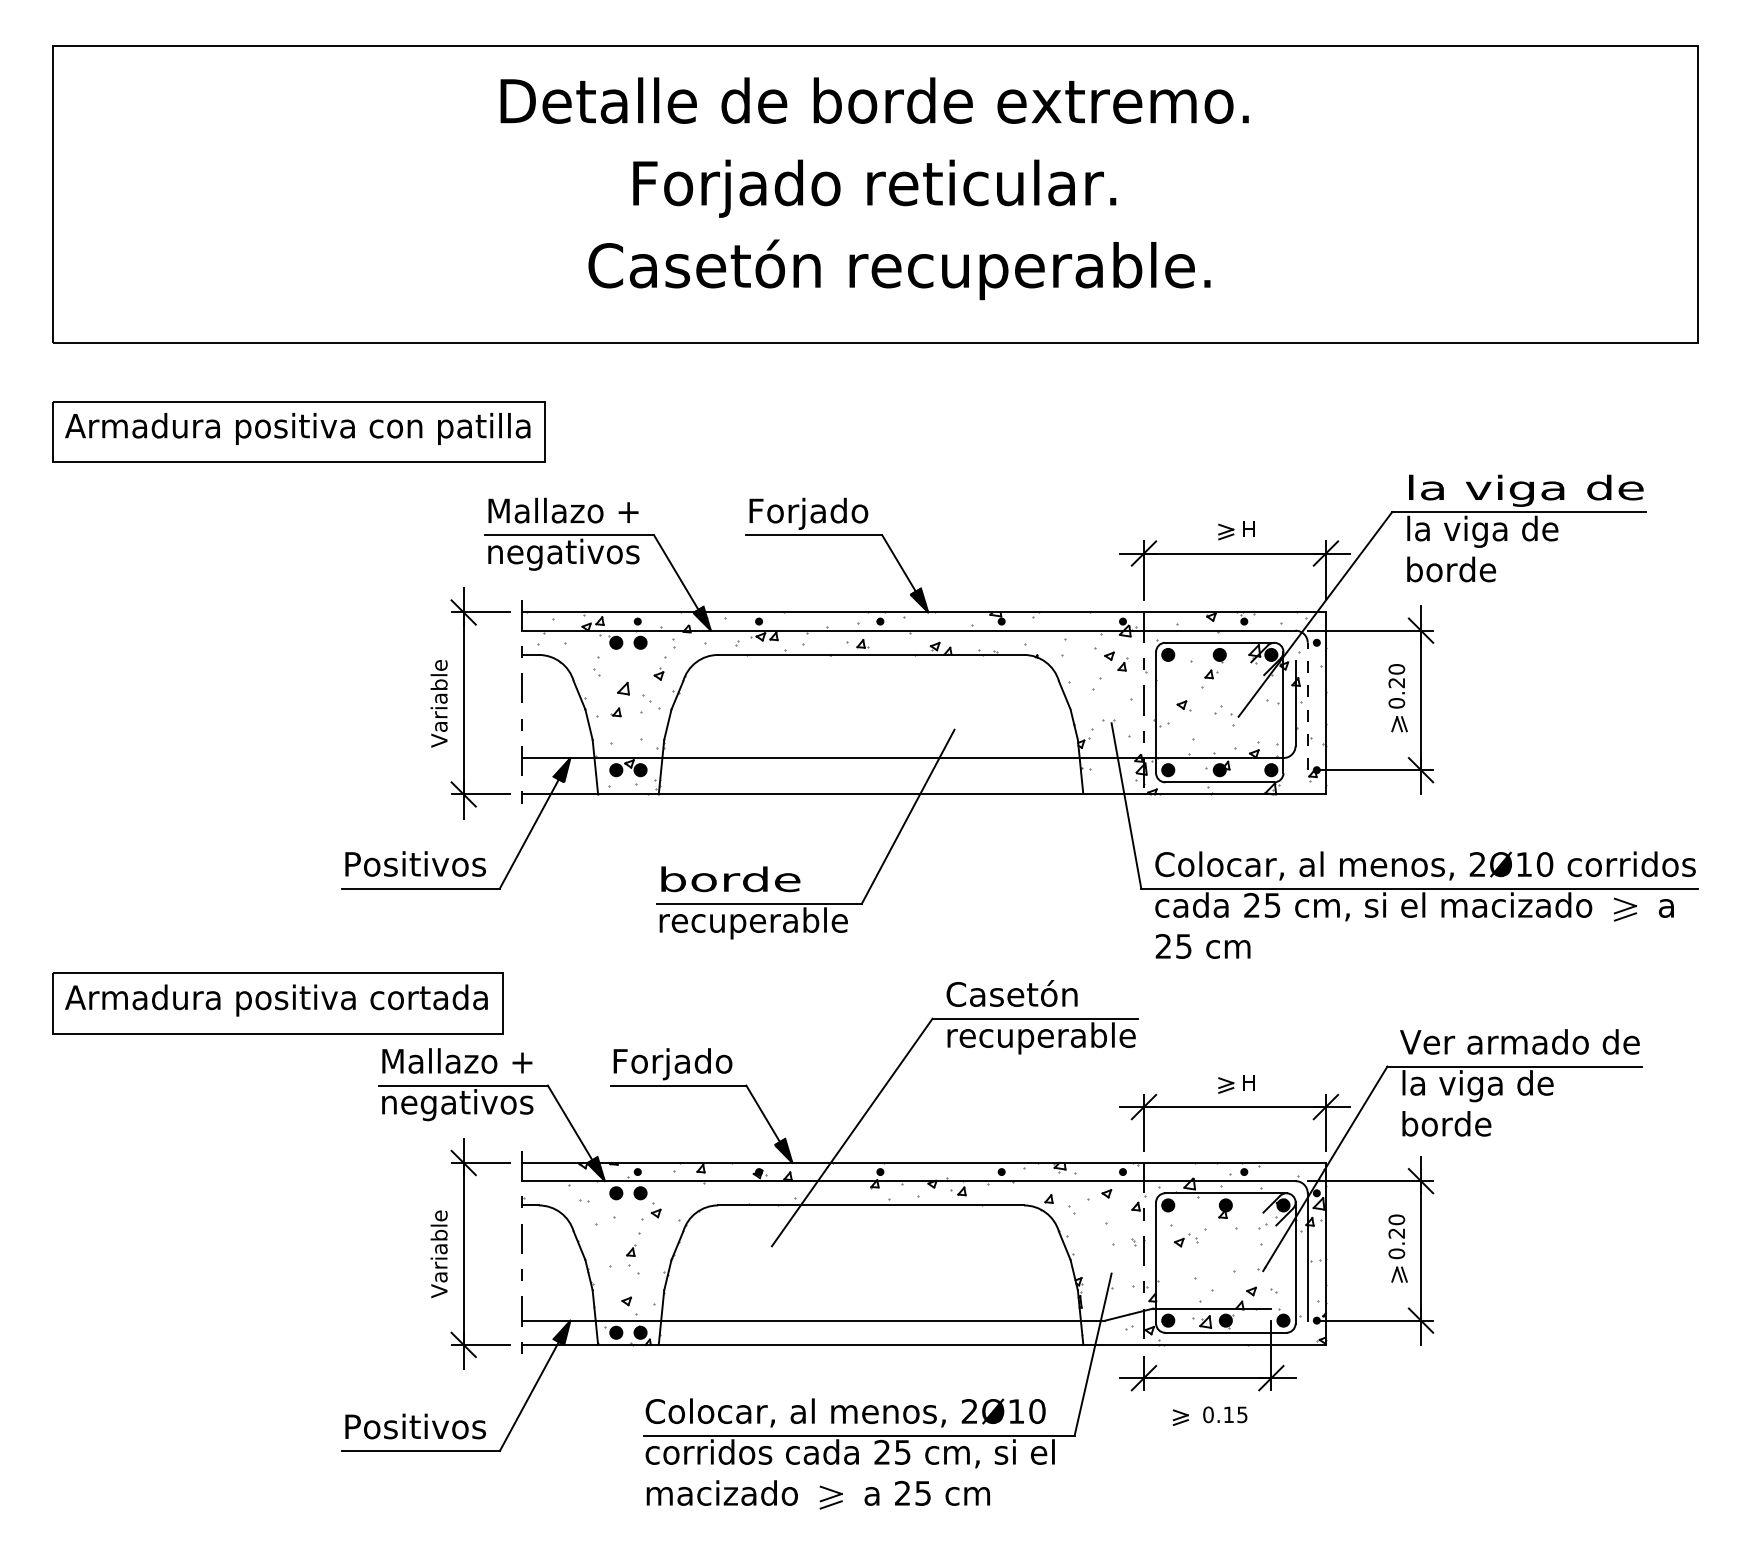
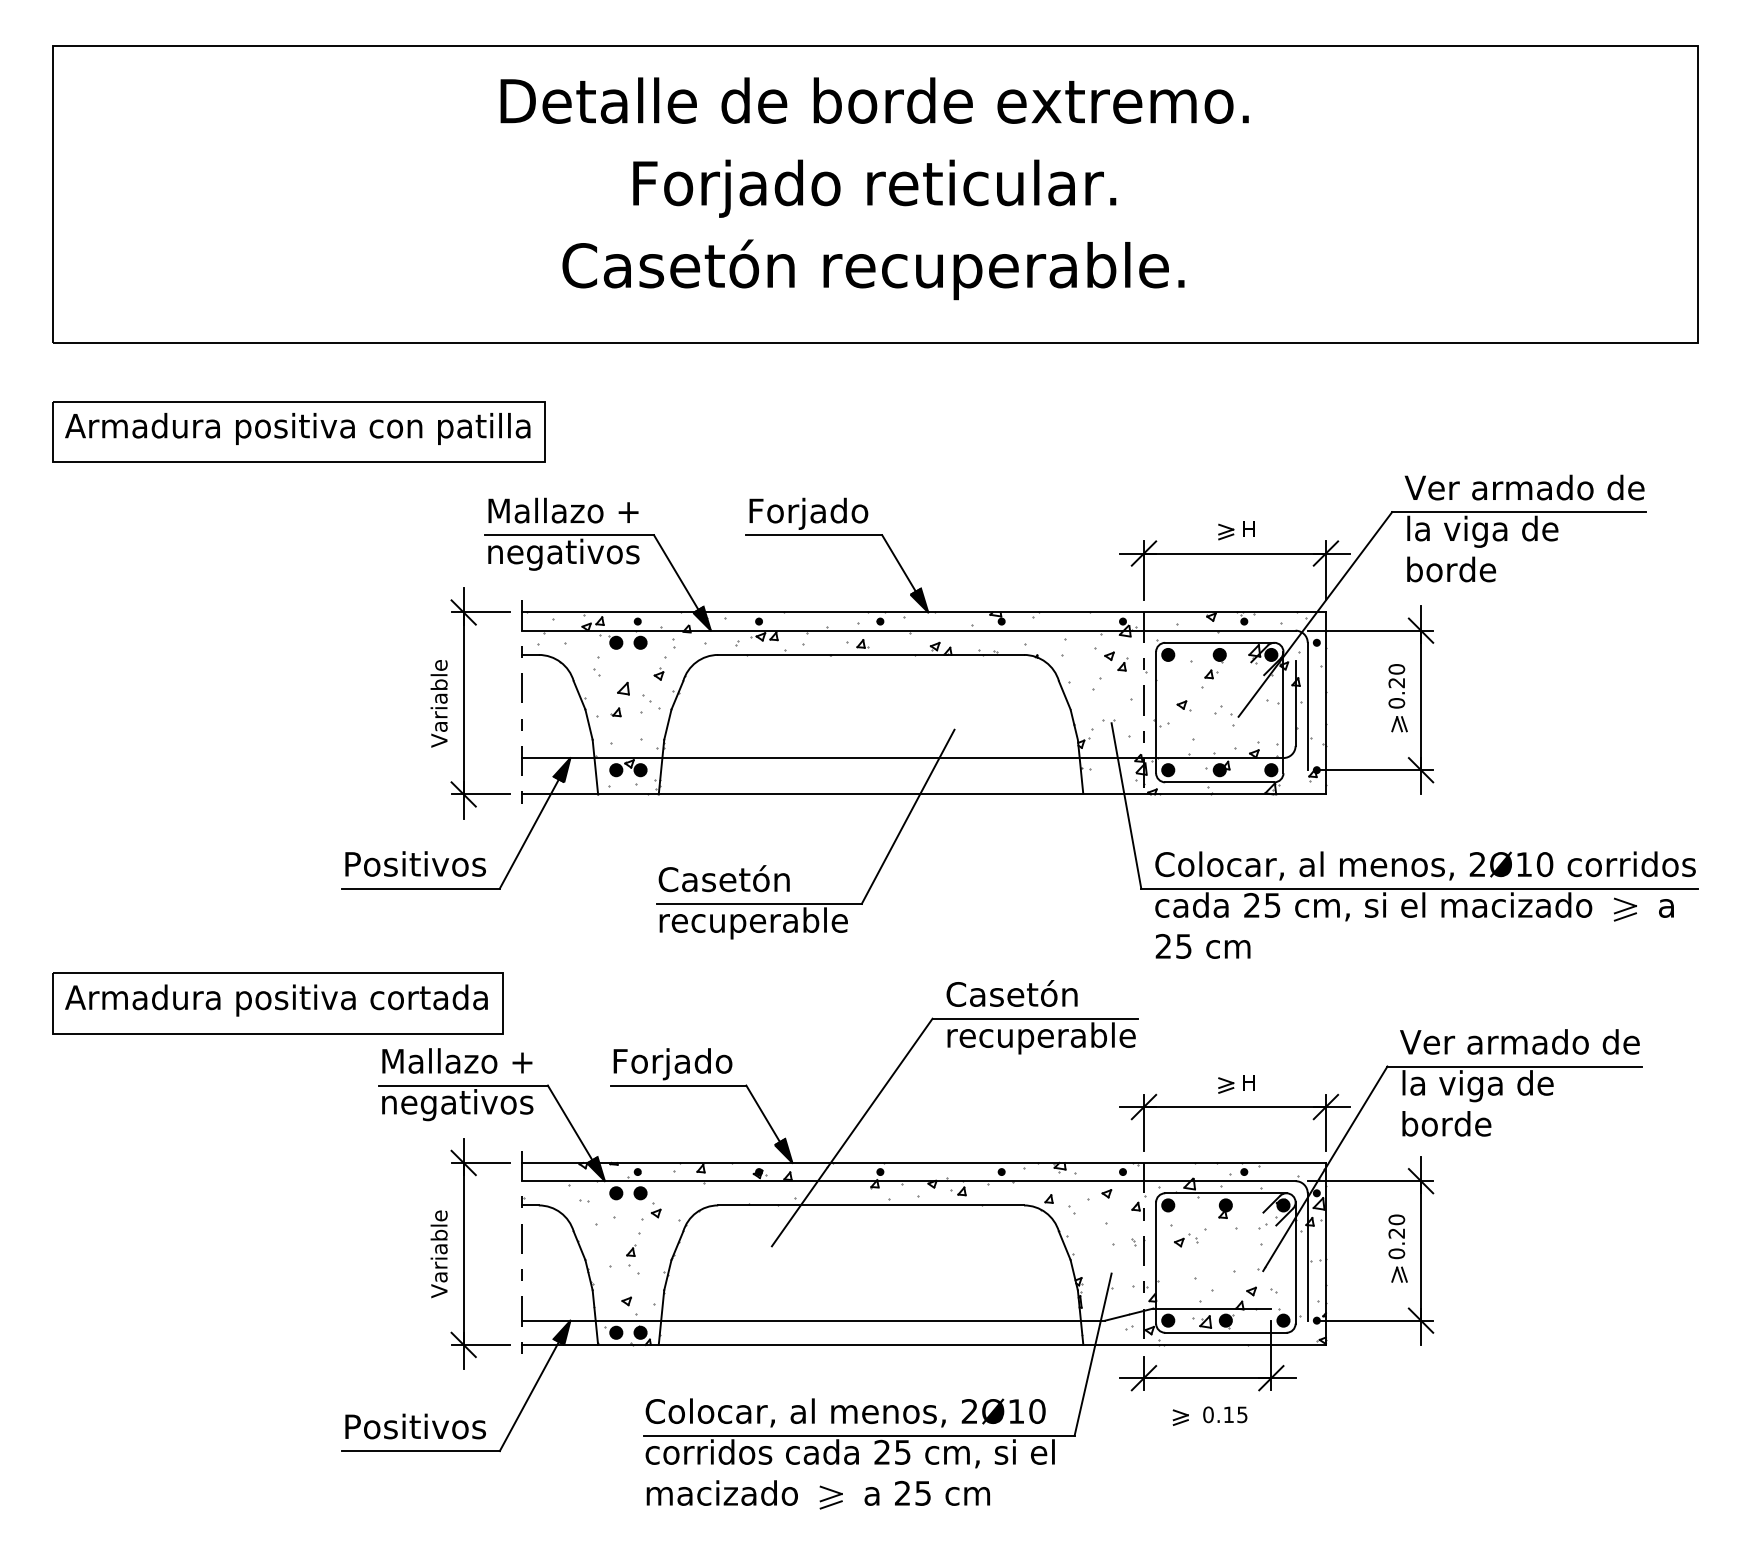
text position: (899, 269) -> (873, 269) (873, 269)
text: la viga de -> Ver armado de (1524, 490)
line: dashed -> solid (1307, 706)
text: borde -> Casetón (729, 878)
